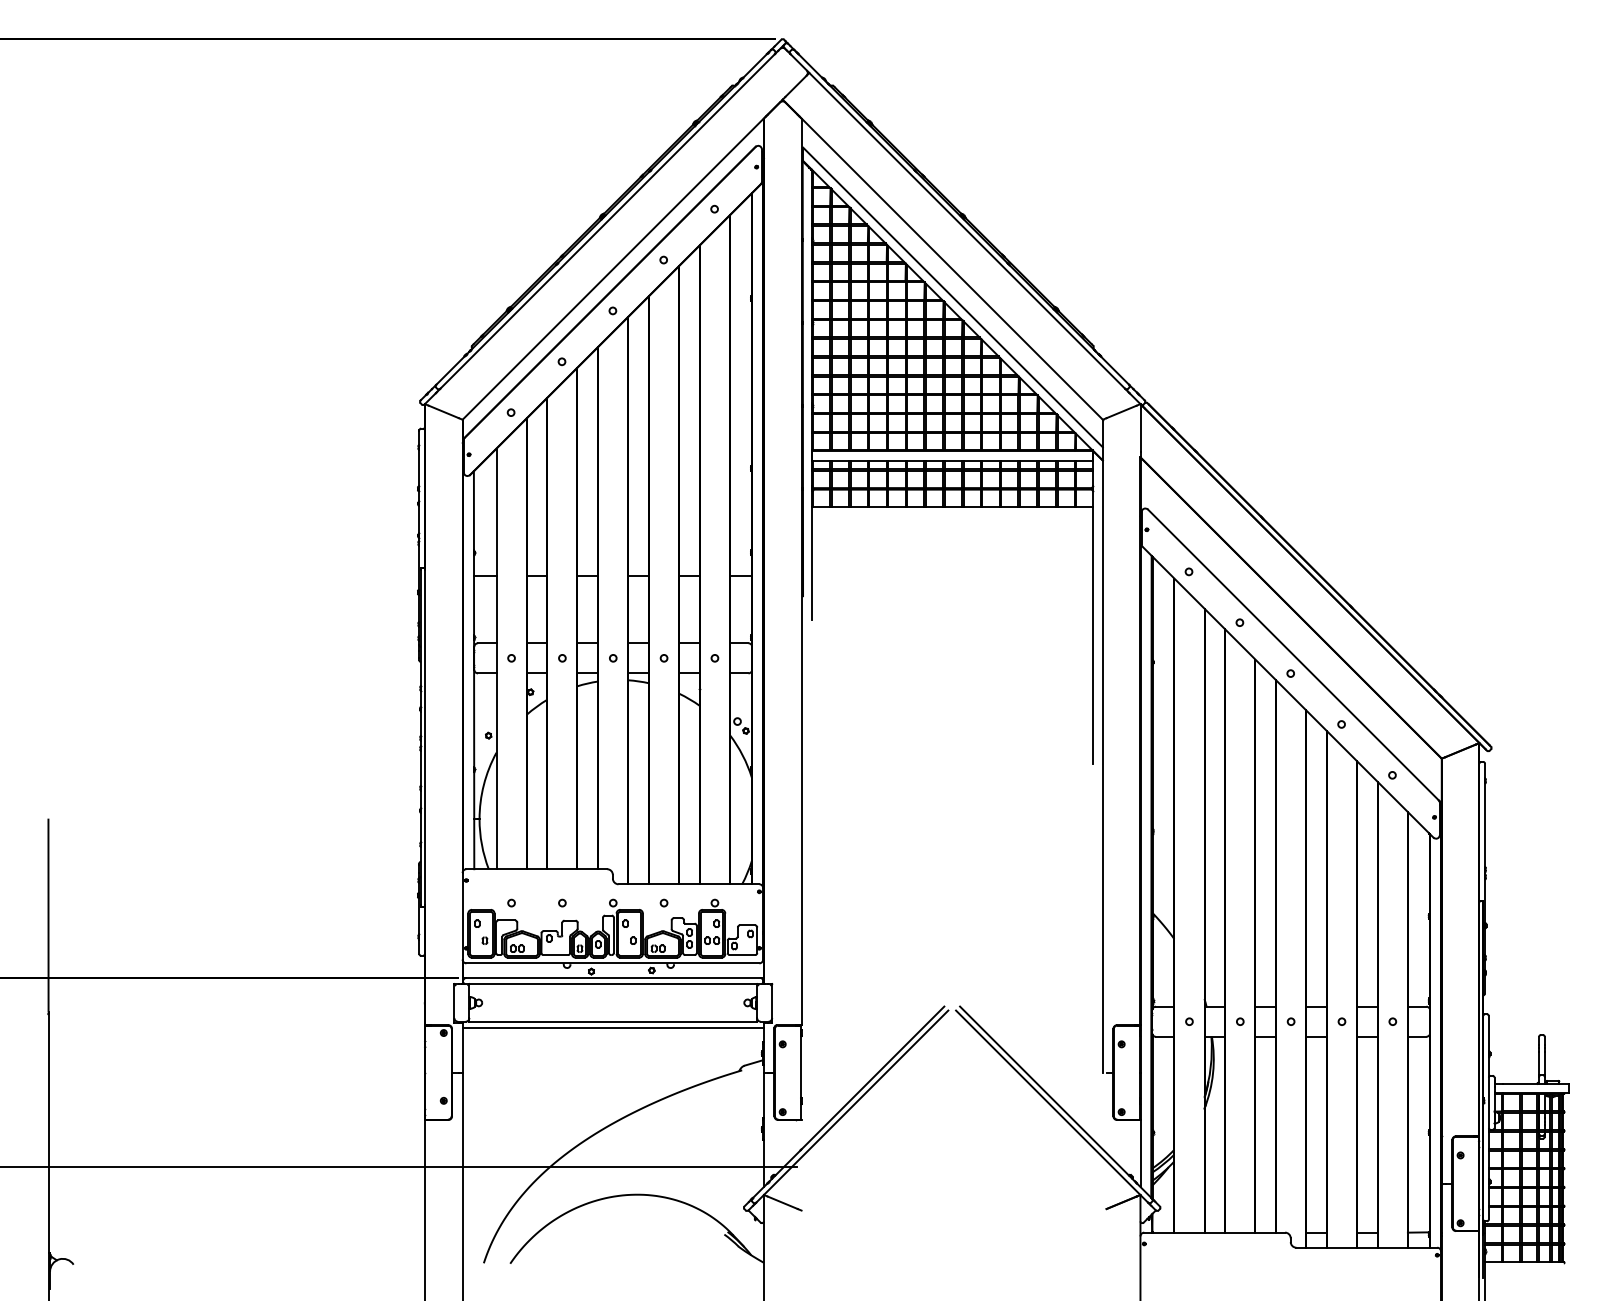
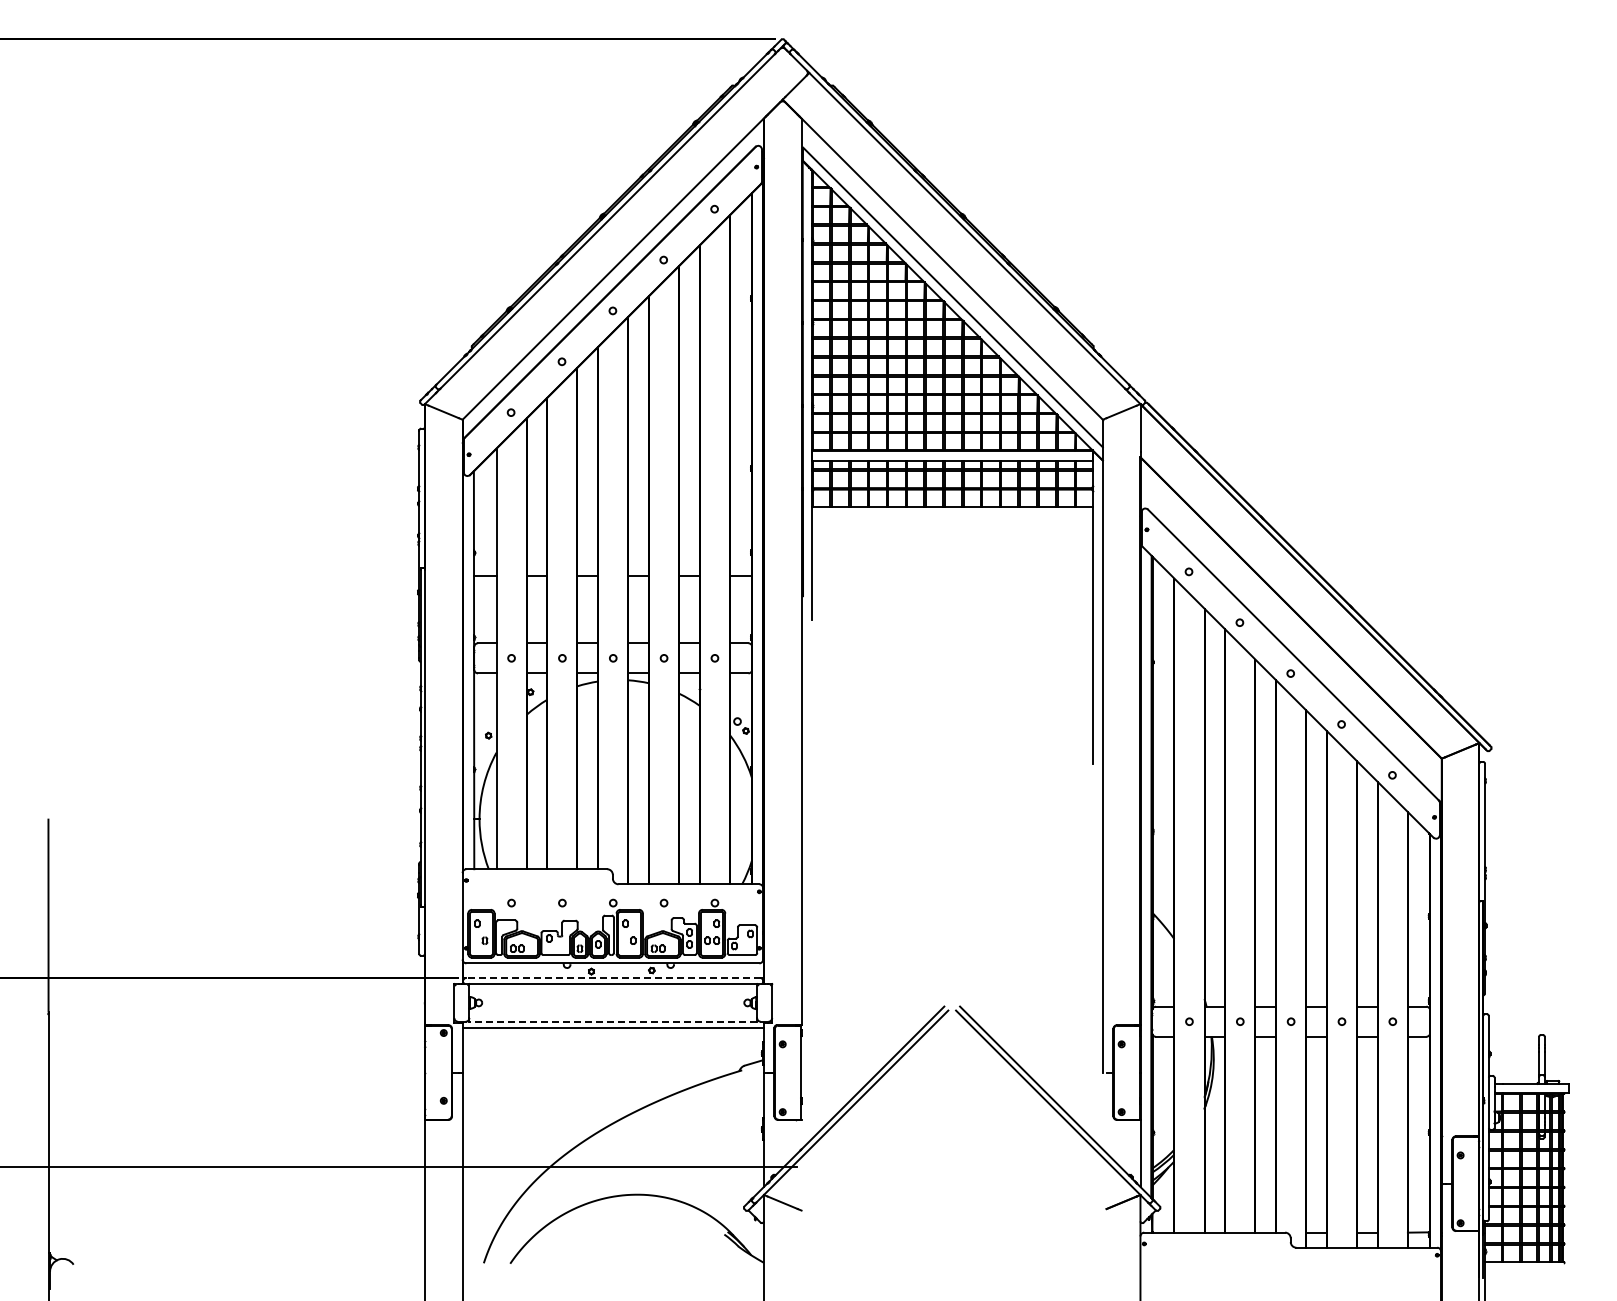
line: solid -> dashed (613, 978)
line: solid -> dashed (613, 1021)
